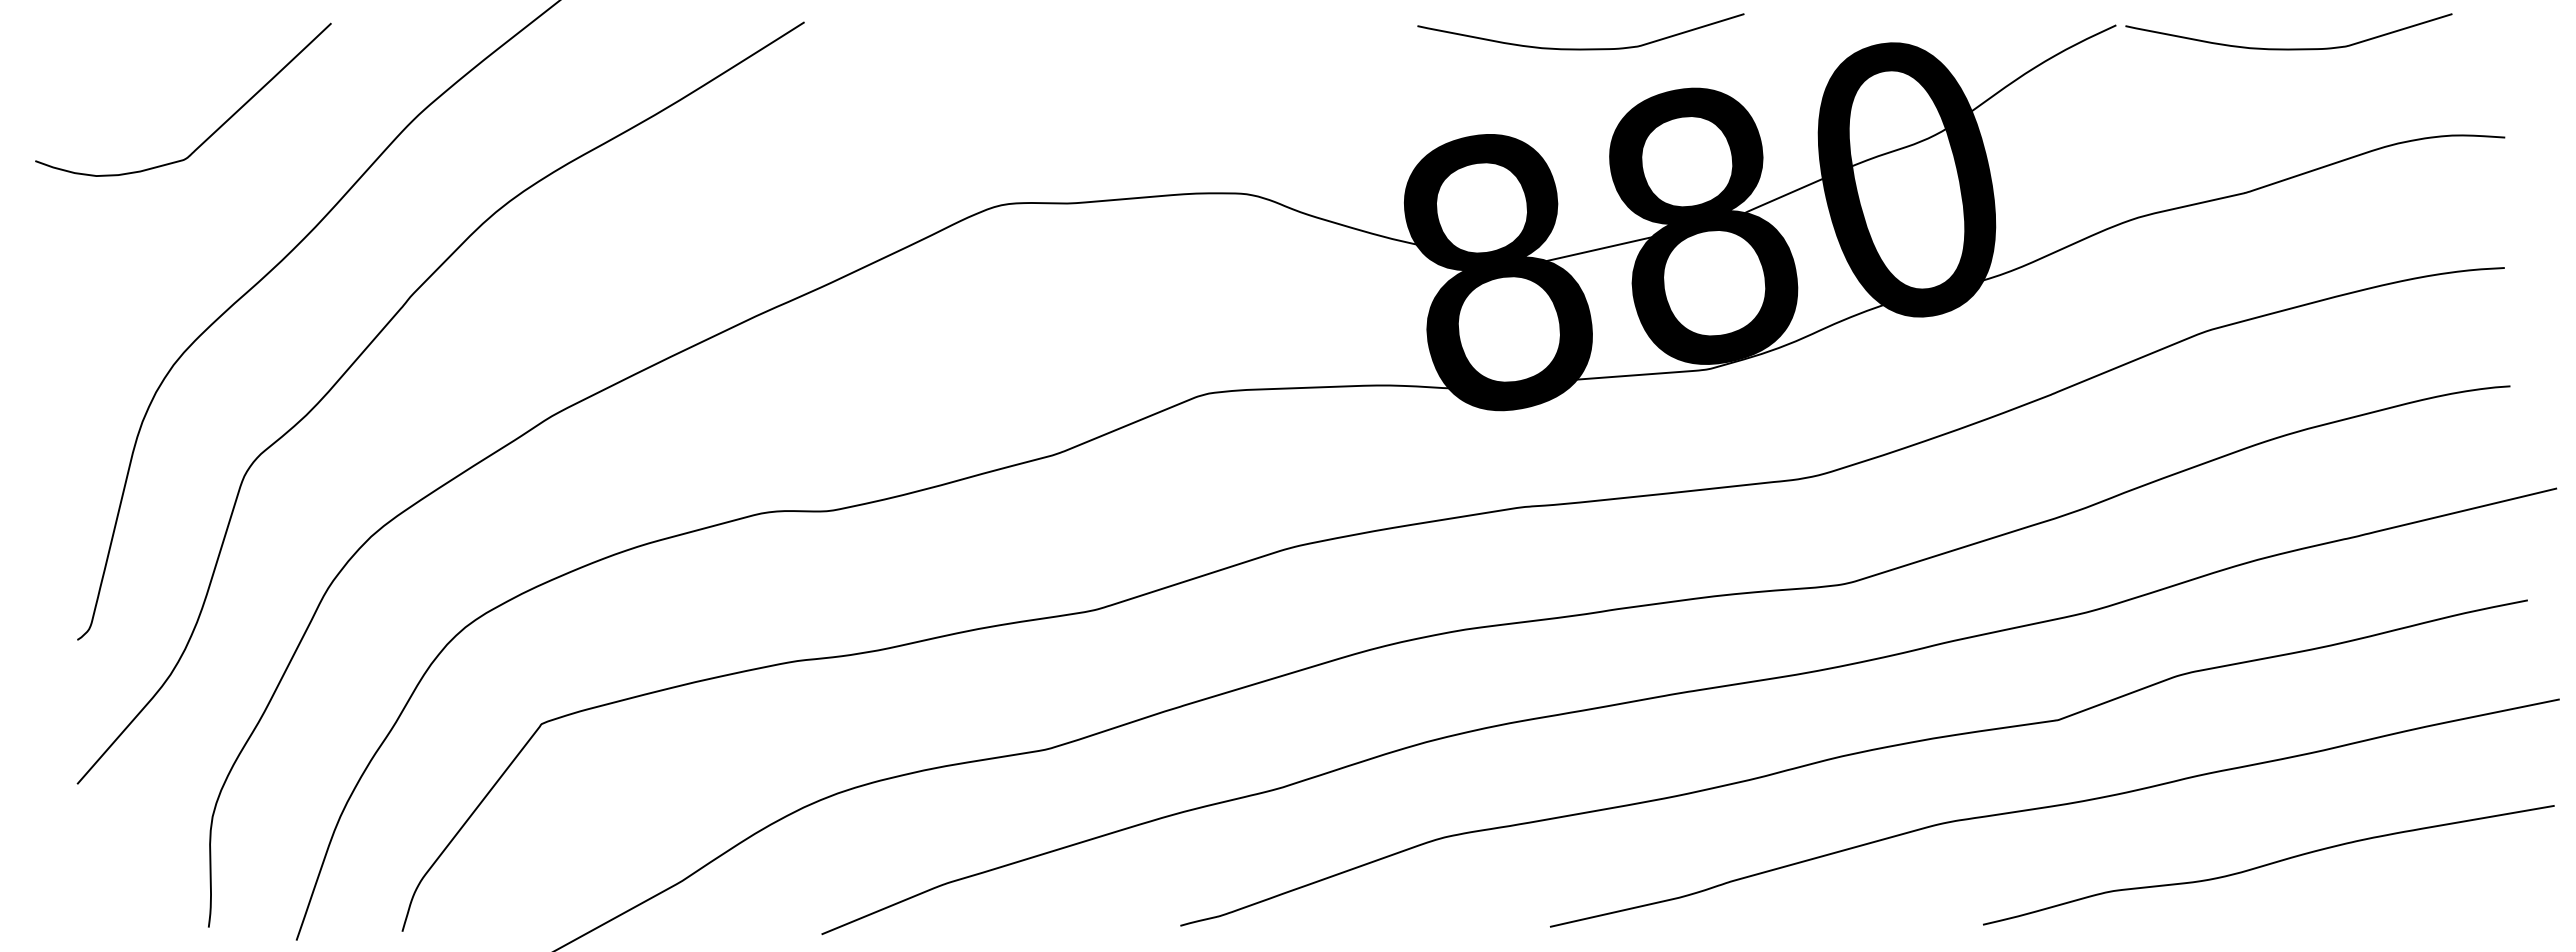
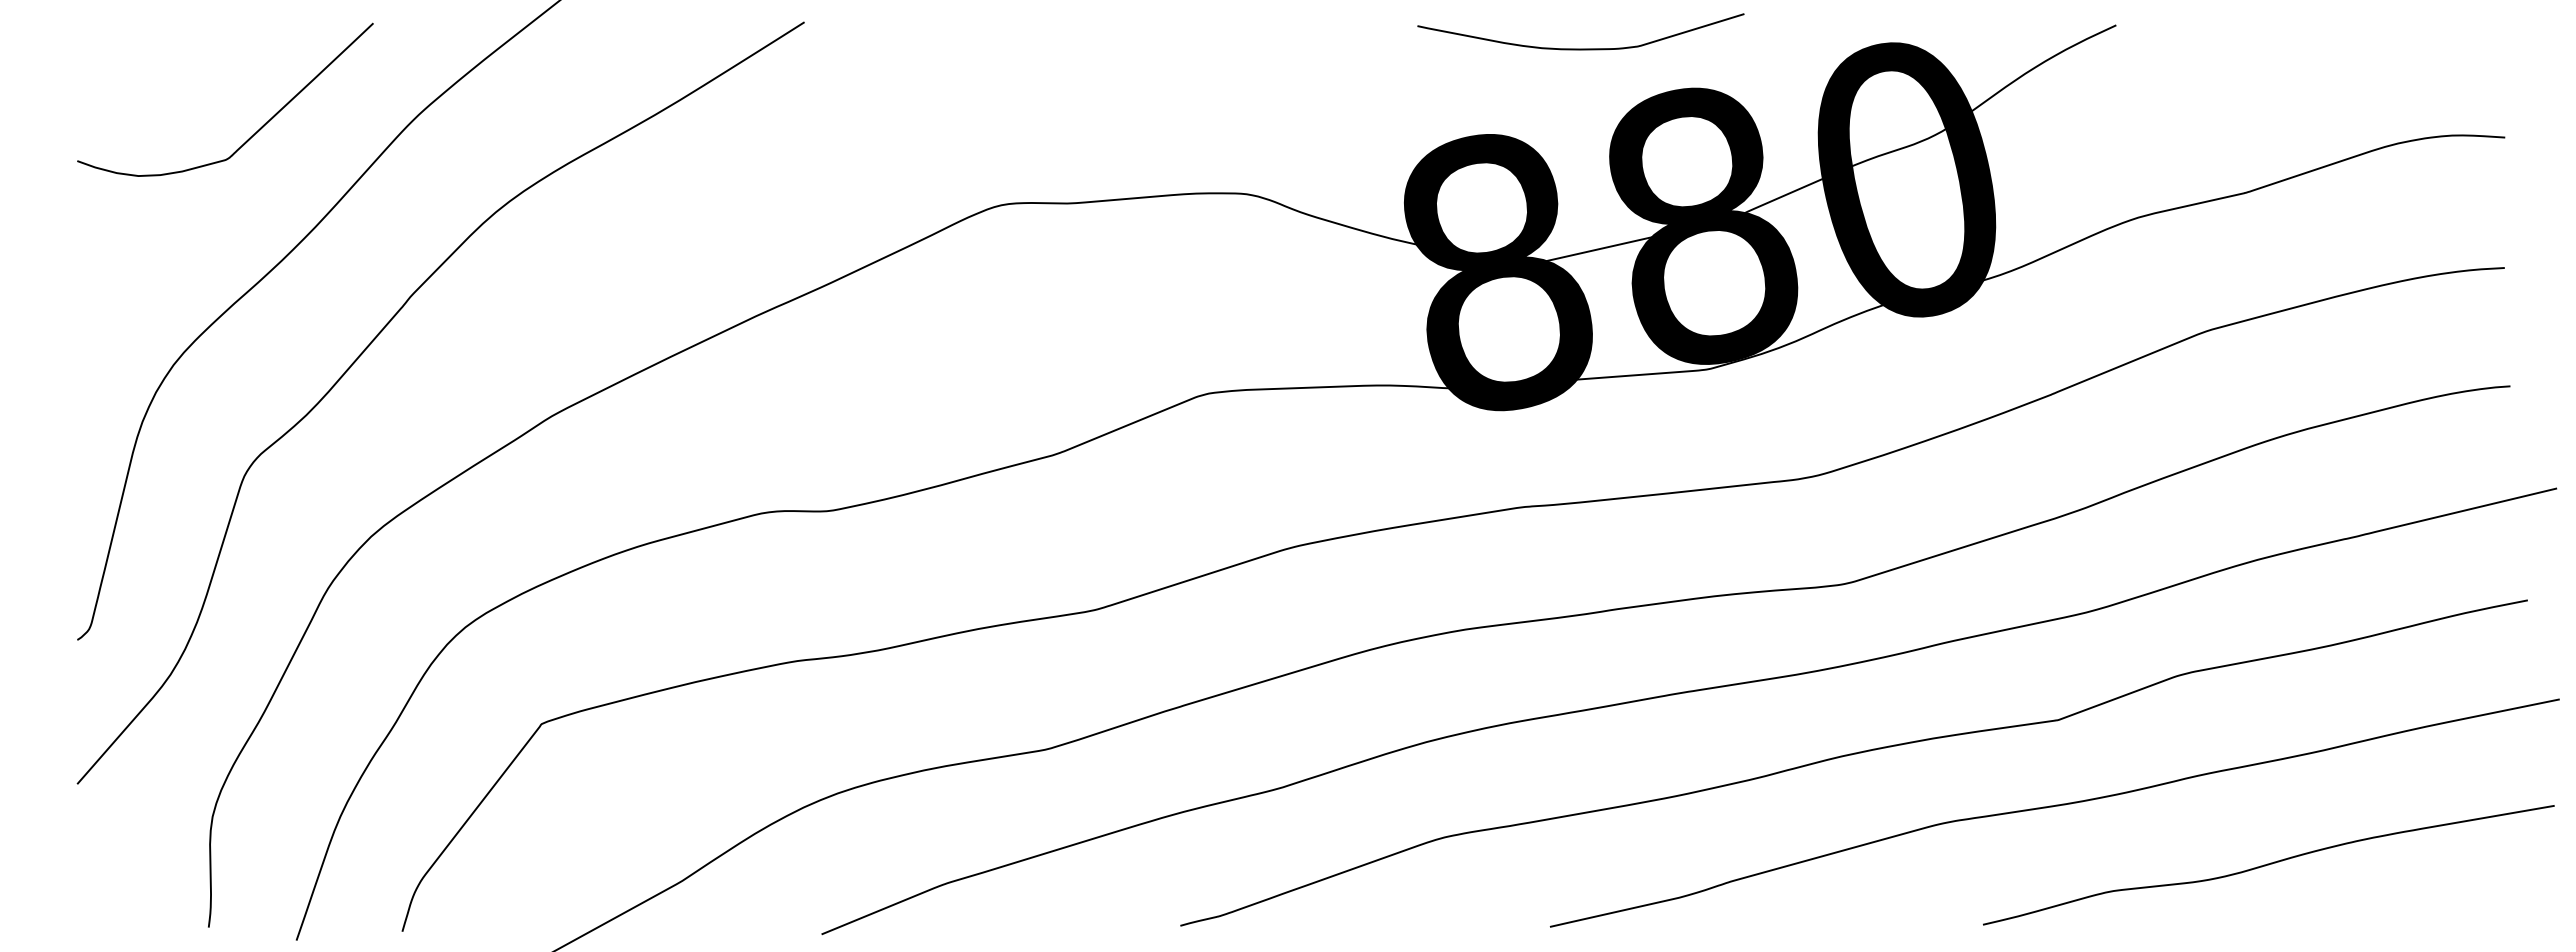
curve: present -> none (2288, 48)
curve position: (209, 135) -> (251, 135) (251, 135)
